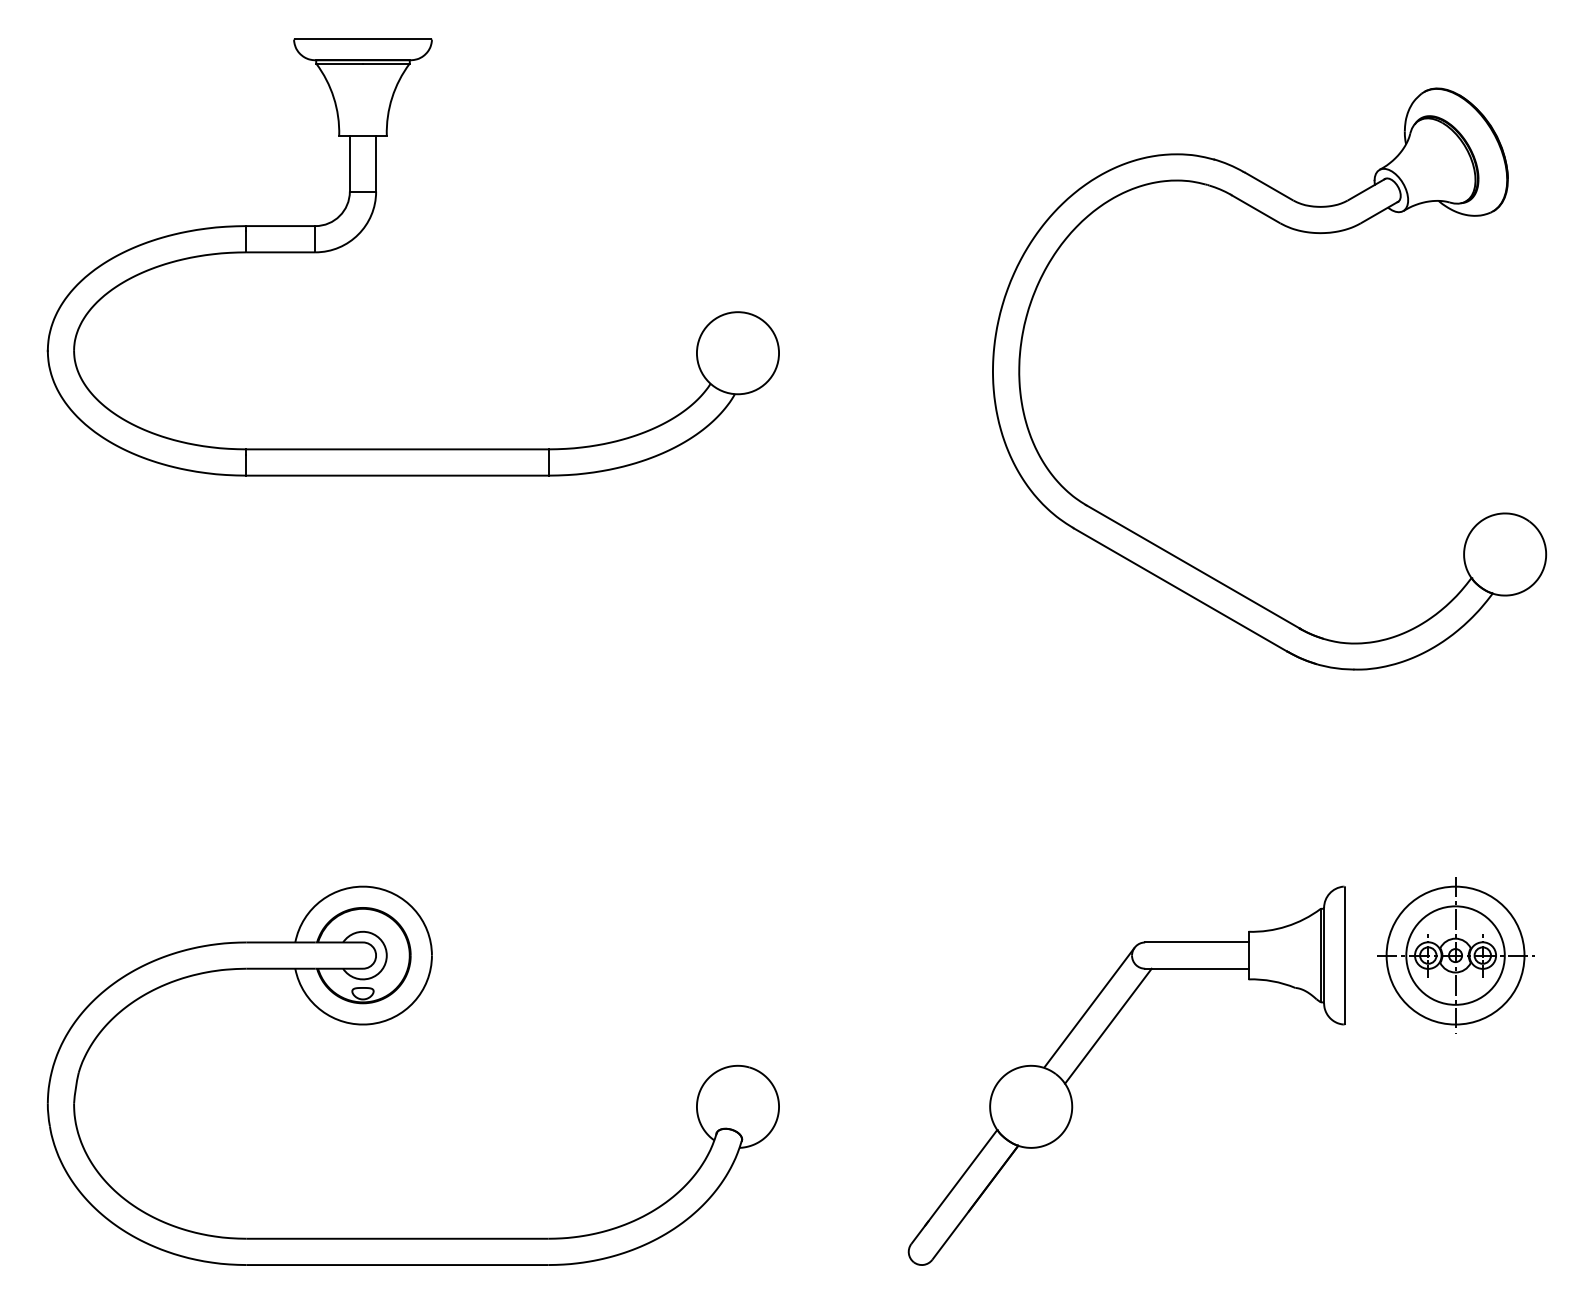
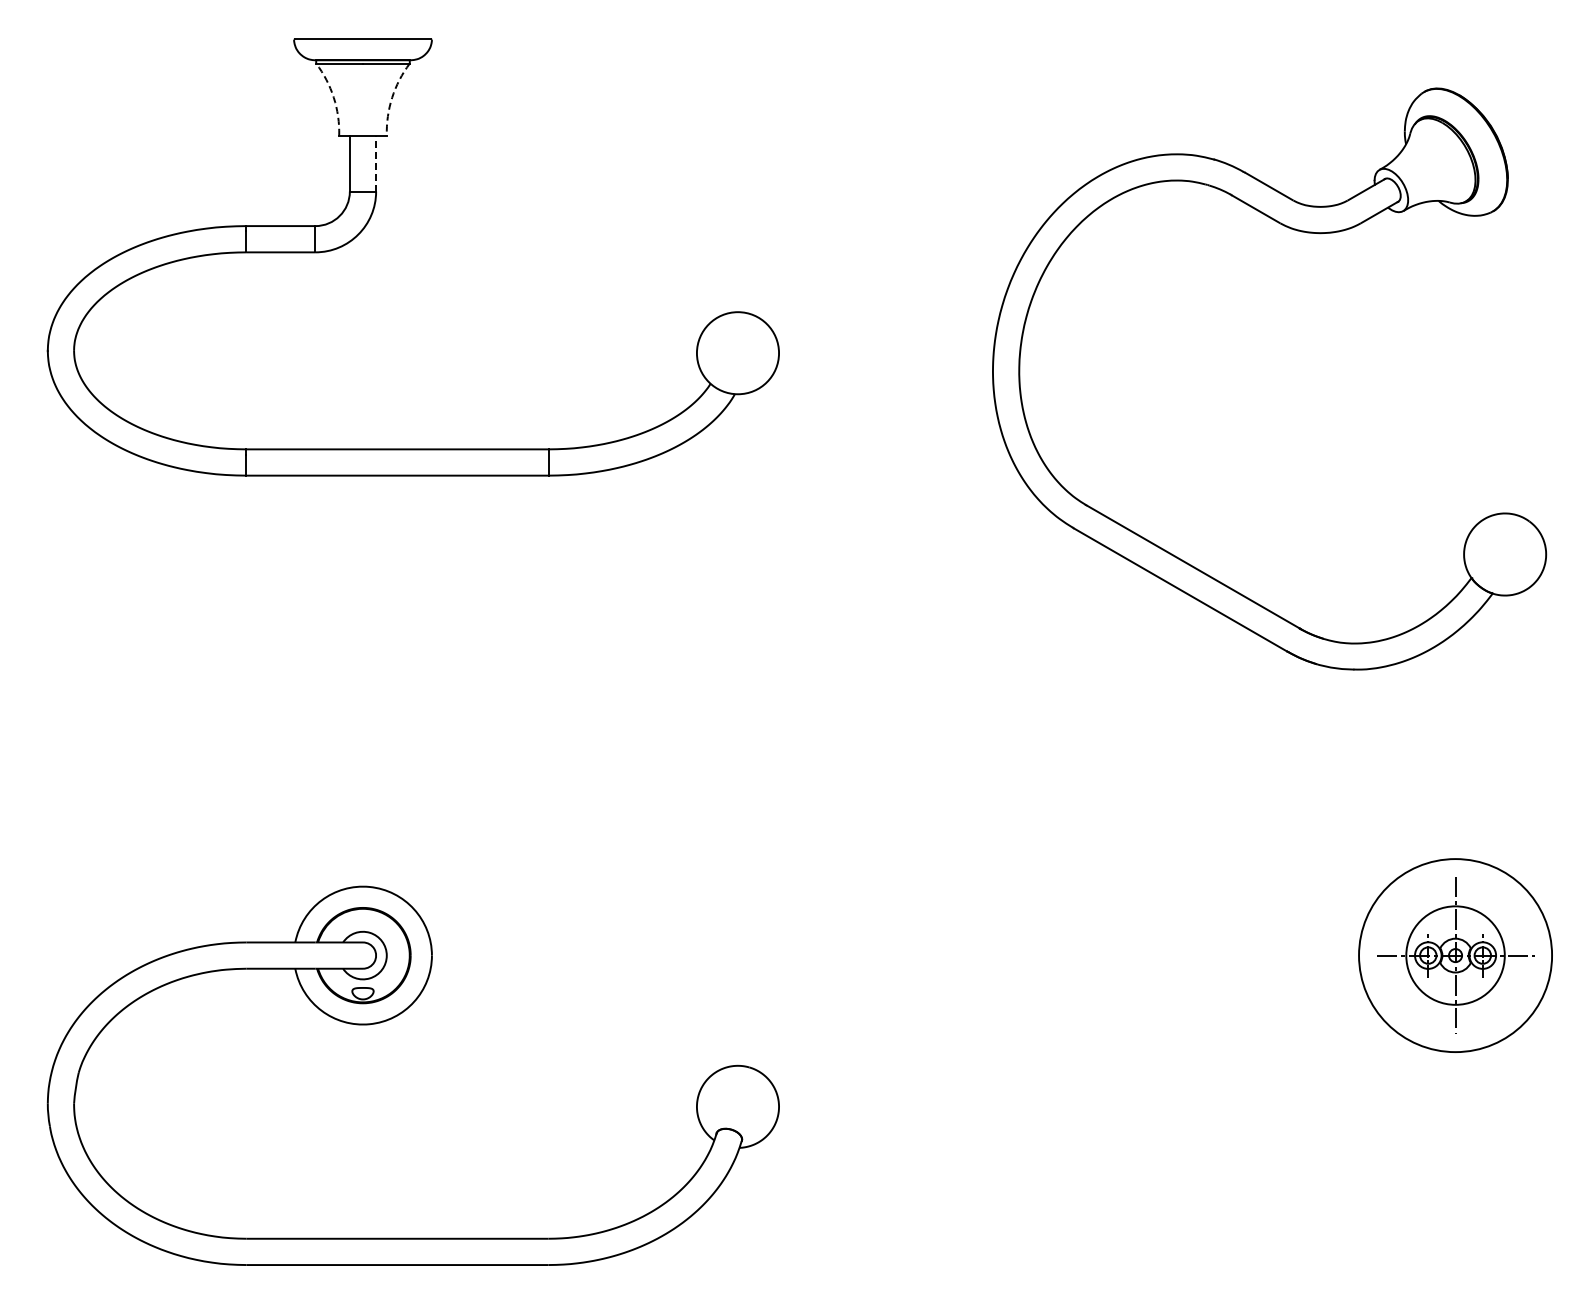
arc: solid -> dashed (333, 97)
arc: solid -> dashed (392, 97)
line: solid -> dashed (376, 163)
circle diameter: 138 px -> 193 px (1455, 955)
part: present -> none (1092, 1049)
